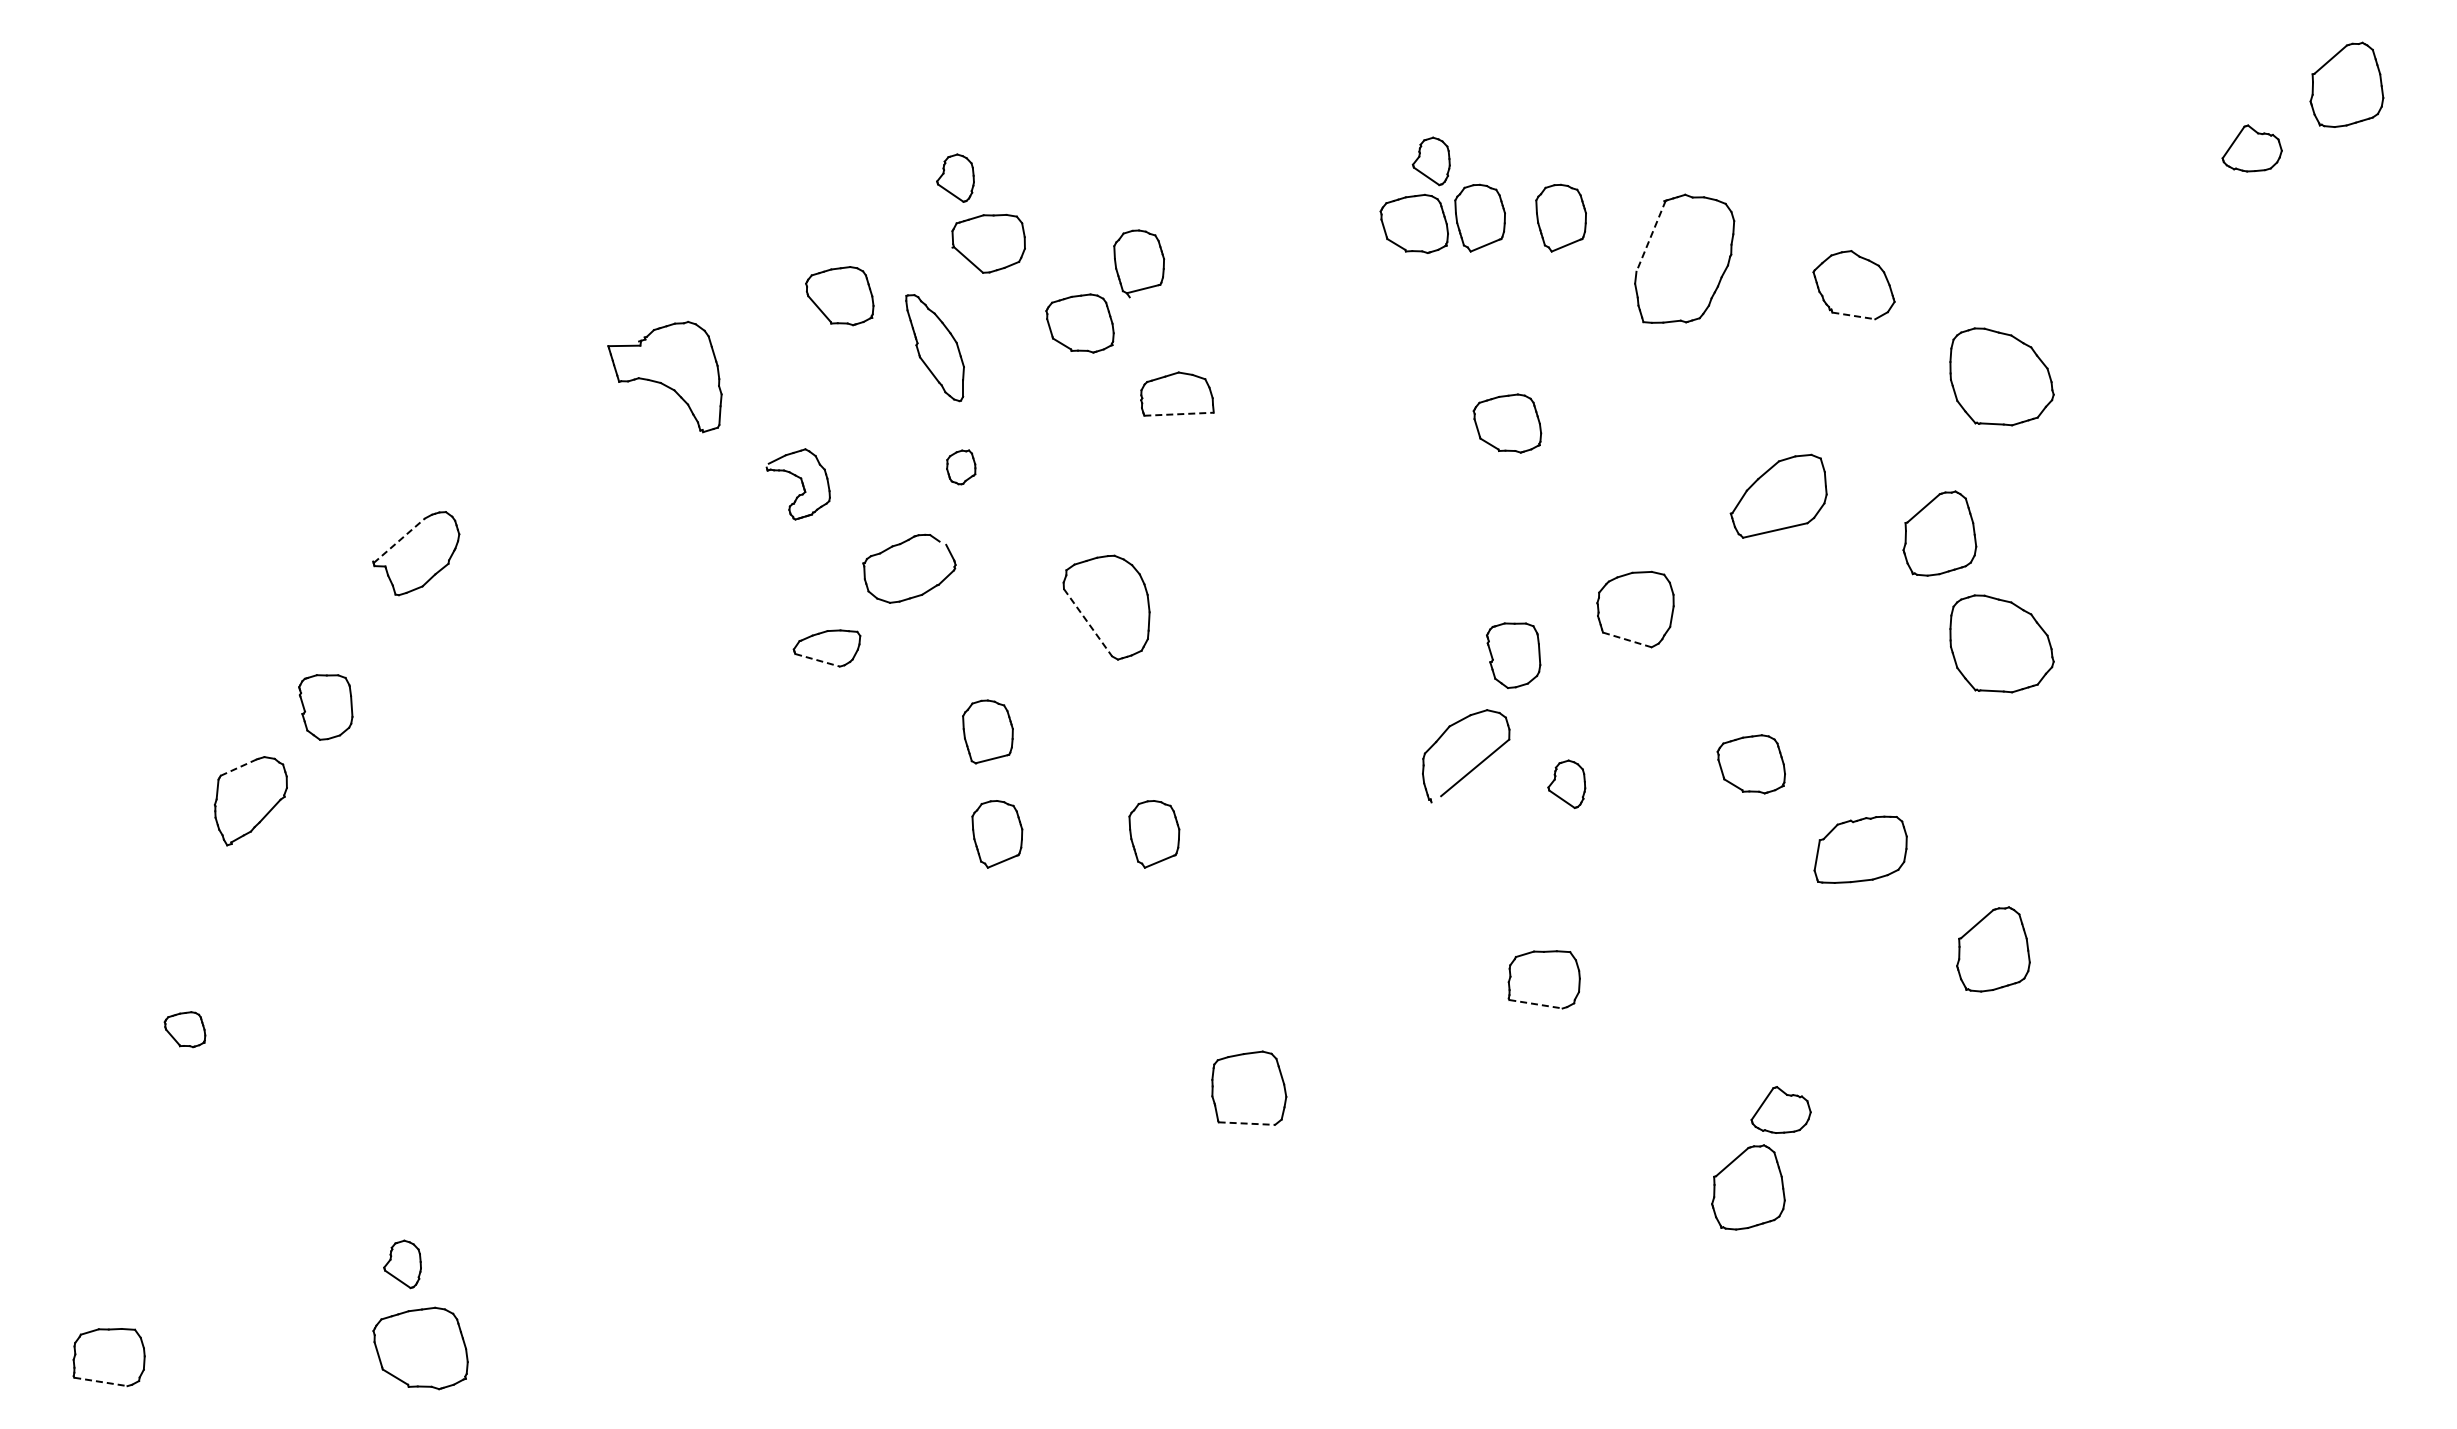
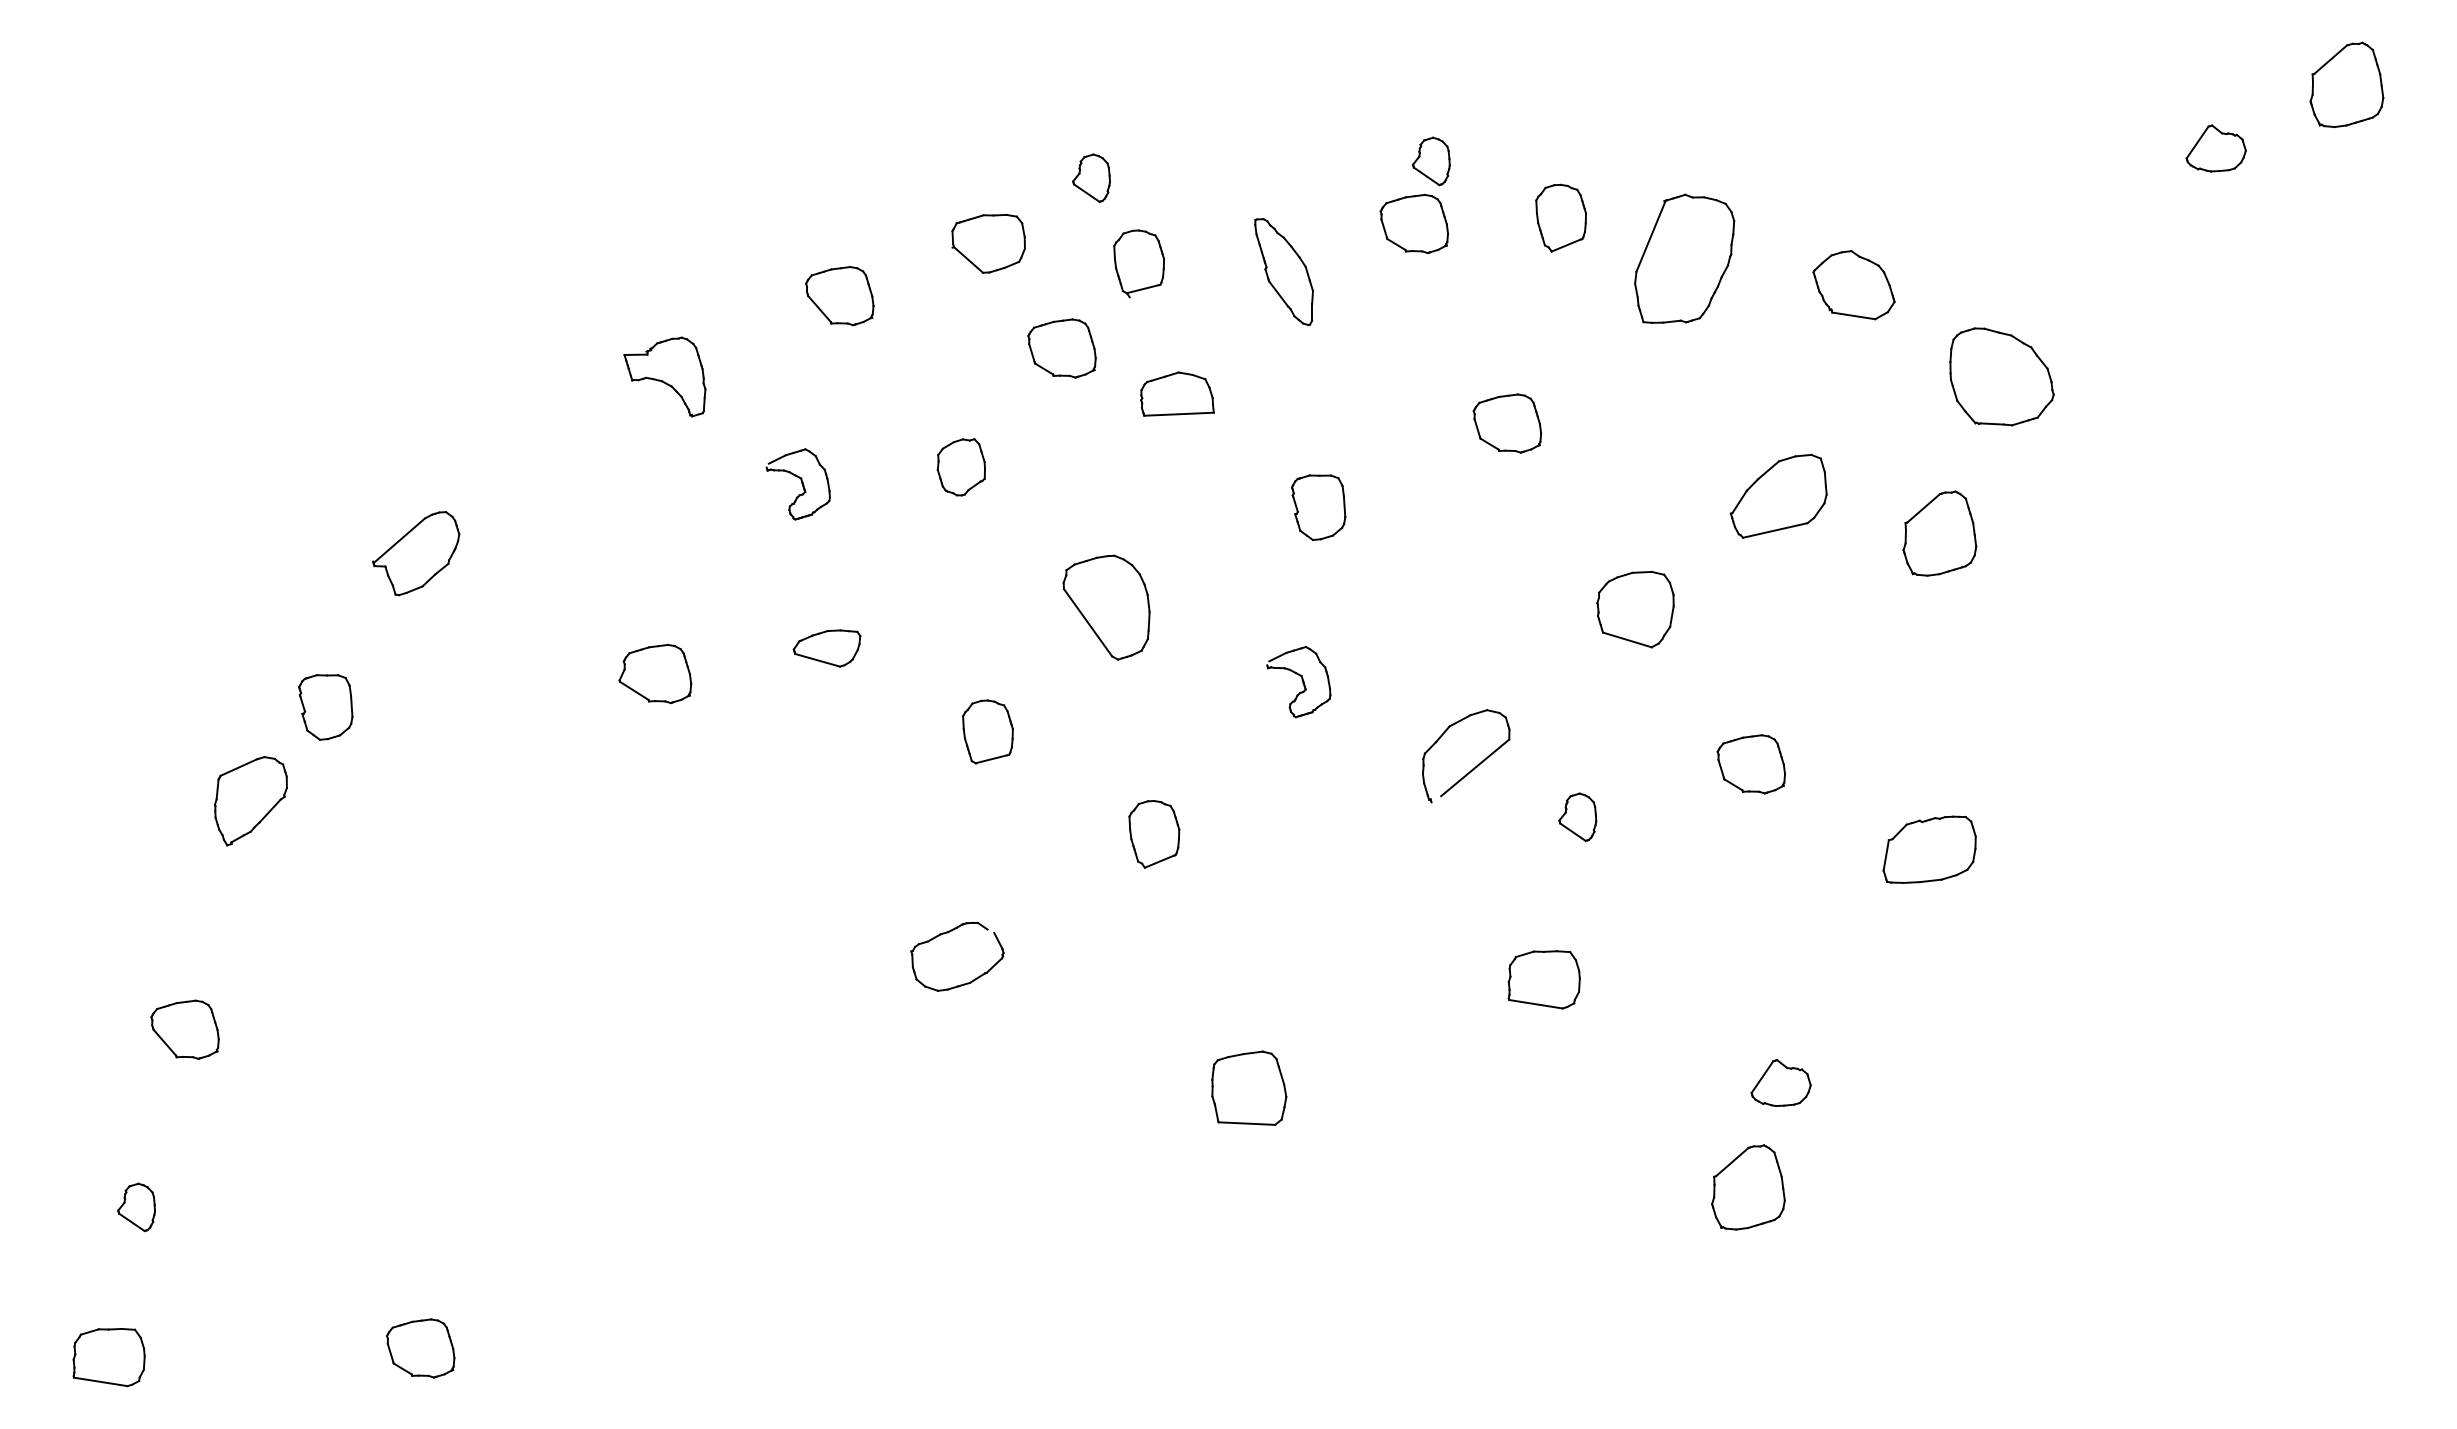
part position: (2251, 148) -> (2215, 148) (2215, 148)
part position: (955, 177) -> (1091, 177) (1091, 177)
part: present -> none (1479, 217)
line: dashed -> solid (1650, 236)
line: dashed -> solid (1853, 315)
part position: (1079, 323) -> (1061, 348) (1061, 348)
part position: (934, 348) -> (1283, 272) (1283, 272)
part size: 116x114 px -> 84x82 px (664, 376)
line: dashed -> solid (1179, 414)
part size: 31x37 px -> 50x59 px (960, 467)
line: dashed -> solid (399, 540)
part position: (900, 545) -> (948, 933) (948, 933)
line: dashed -> solid (1088, 623)
line: dashed -> solid (1627, 640)
part: present -> none (2001, 643)
part position: (1513, 655) -> (1318, 507) (1318, 507)
line: dashed -> solid (818, 660)
part: none -> present (655, 674)
part: none -> present (1298, 682)
line: dashed -> solid (238, 767)
part position: (1566, 783) -> (1577, 816) (1577, 816)
part: present -> none (997, 834)
part position: (1860, 849) -> (1929, 849) (1929, 849)
part: present -> none (1993, 949)
line: dashed -> solid (1536, 1004)
part size: 44x38 px -> 70x61 px (184, 1029)
part position: (1780, 1109) -> (1780, 1082) (1780, 1082)
line: dashed -> solid (1247, 1123)
part position: (402, 1264) -> (136, 1207) (136, 1207)
part size: 97x85 px -> 70x61 px (420, 1348)
line: dashed -> solid (100, 1381)
